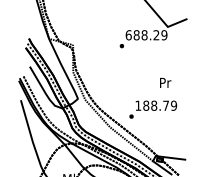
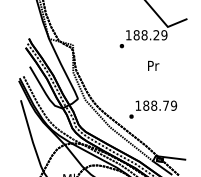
text: 688.29 -> 188.29 (128, 35)
text position: (165, 82) -> (153, 65) (153, 65)
